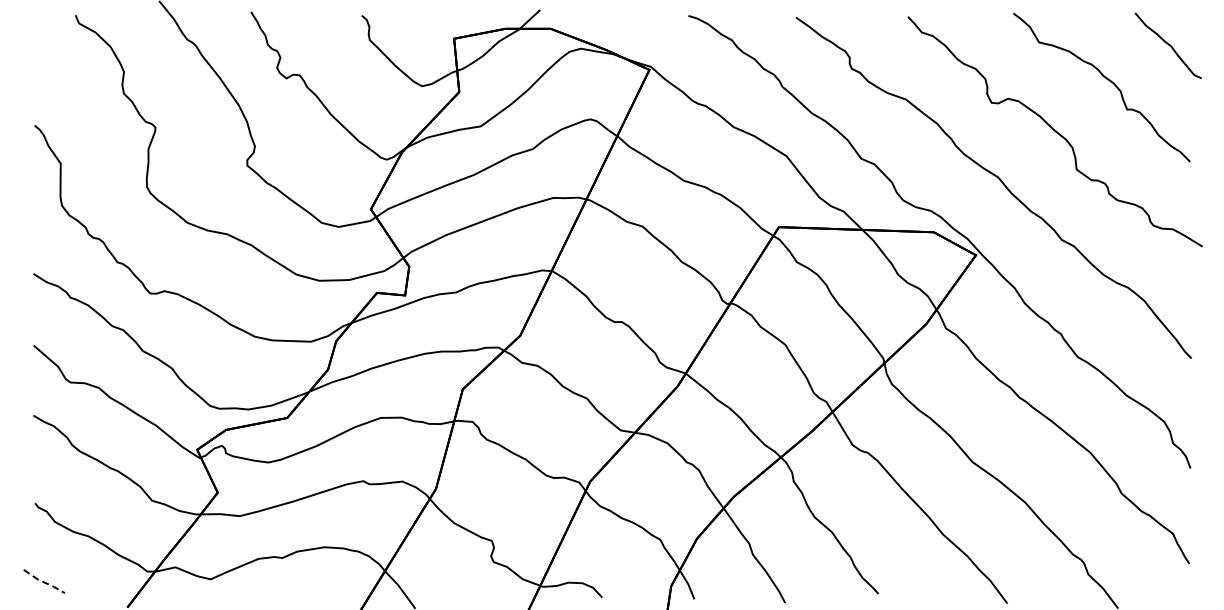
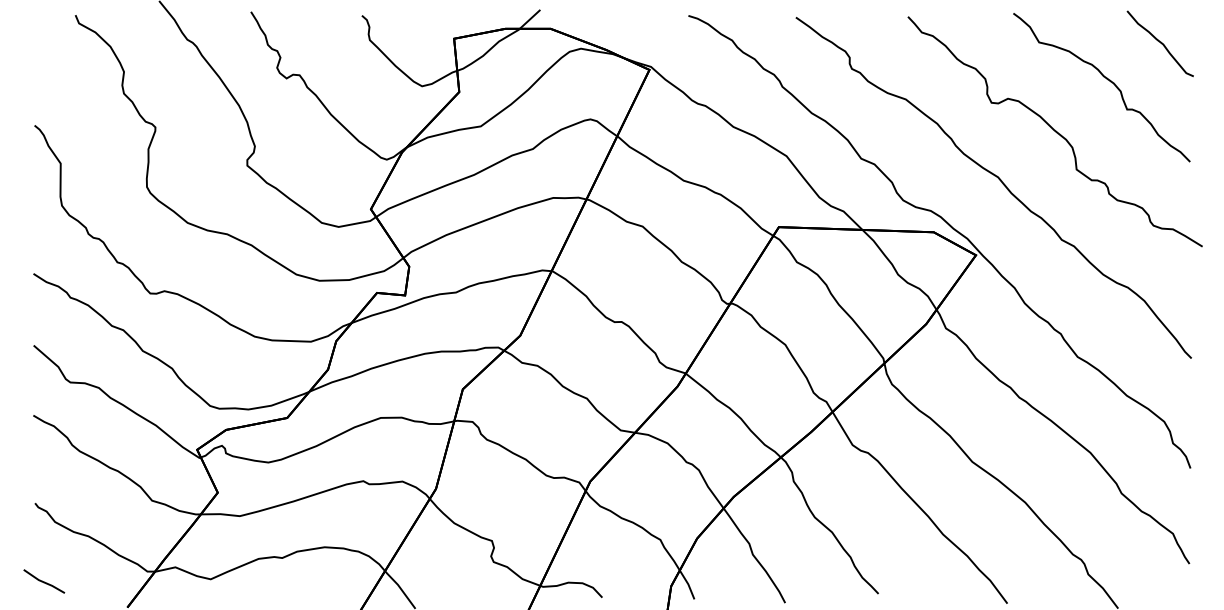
curve position: (1167, 44) -> (1159, 42) (1159, 42)
line: dashed -> solid (44, 582)
